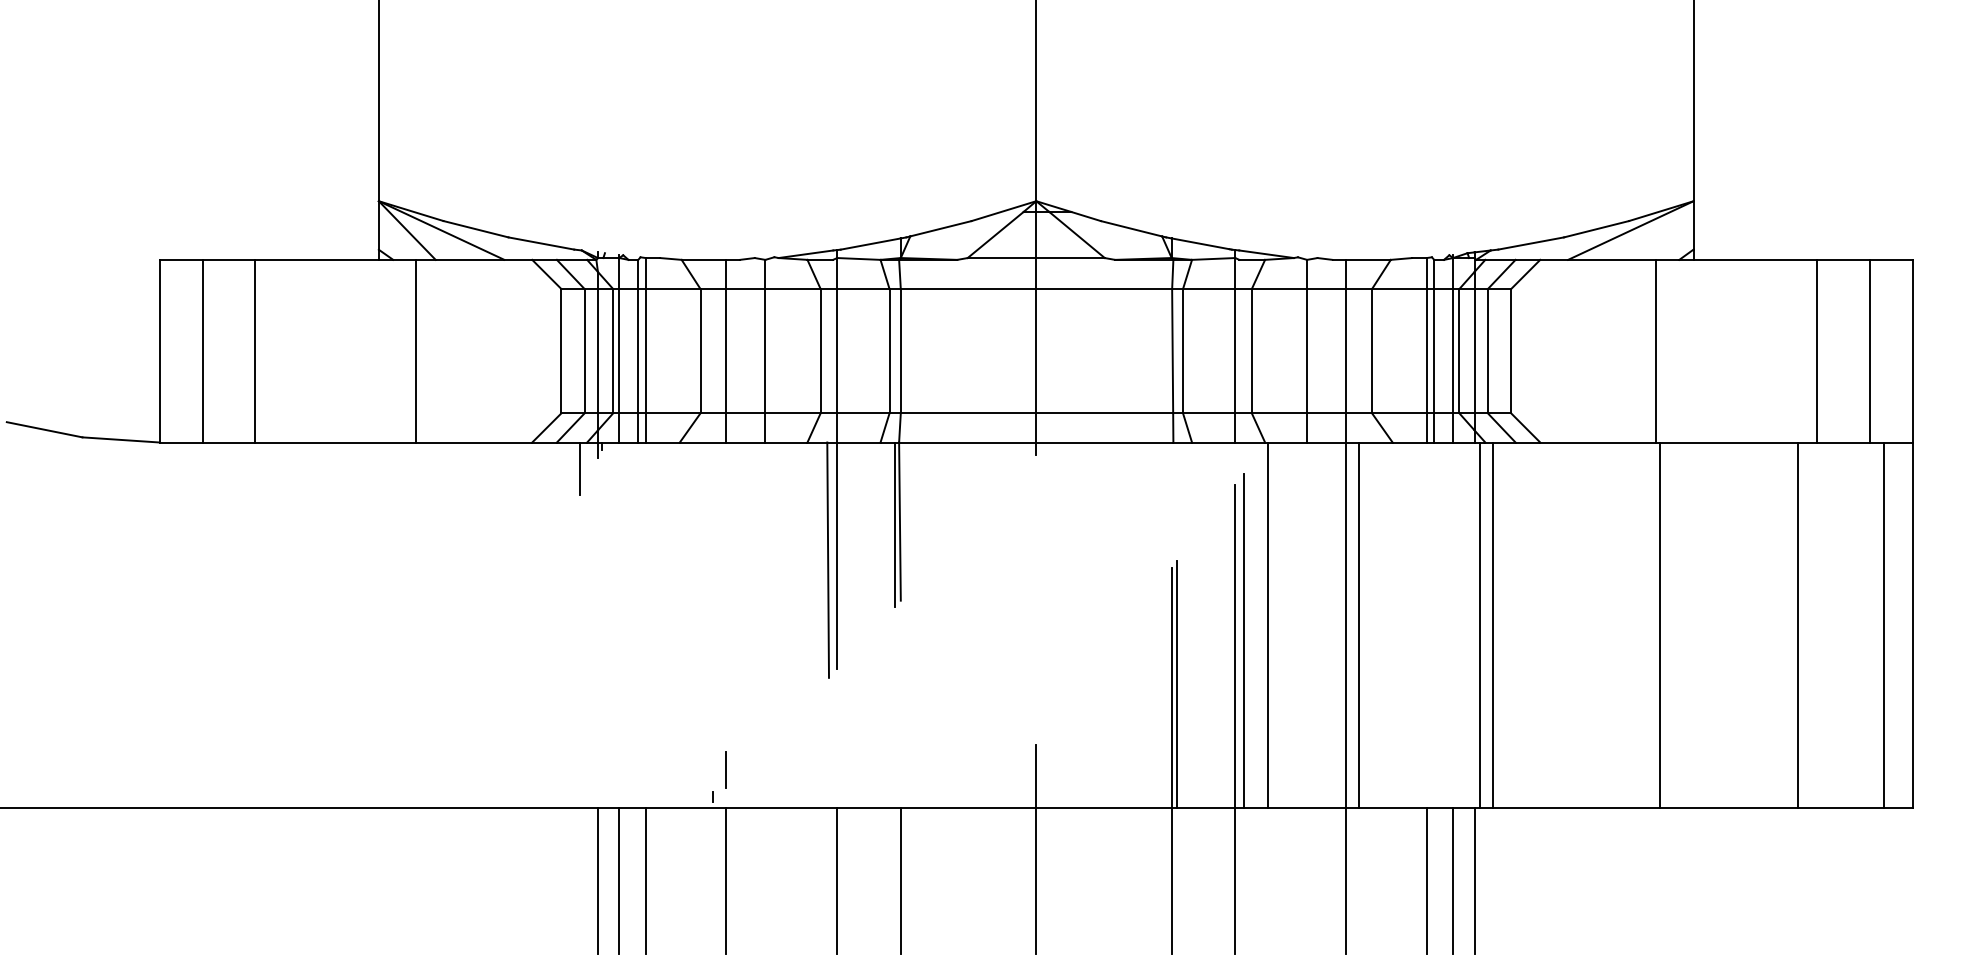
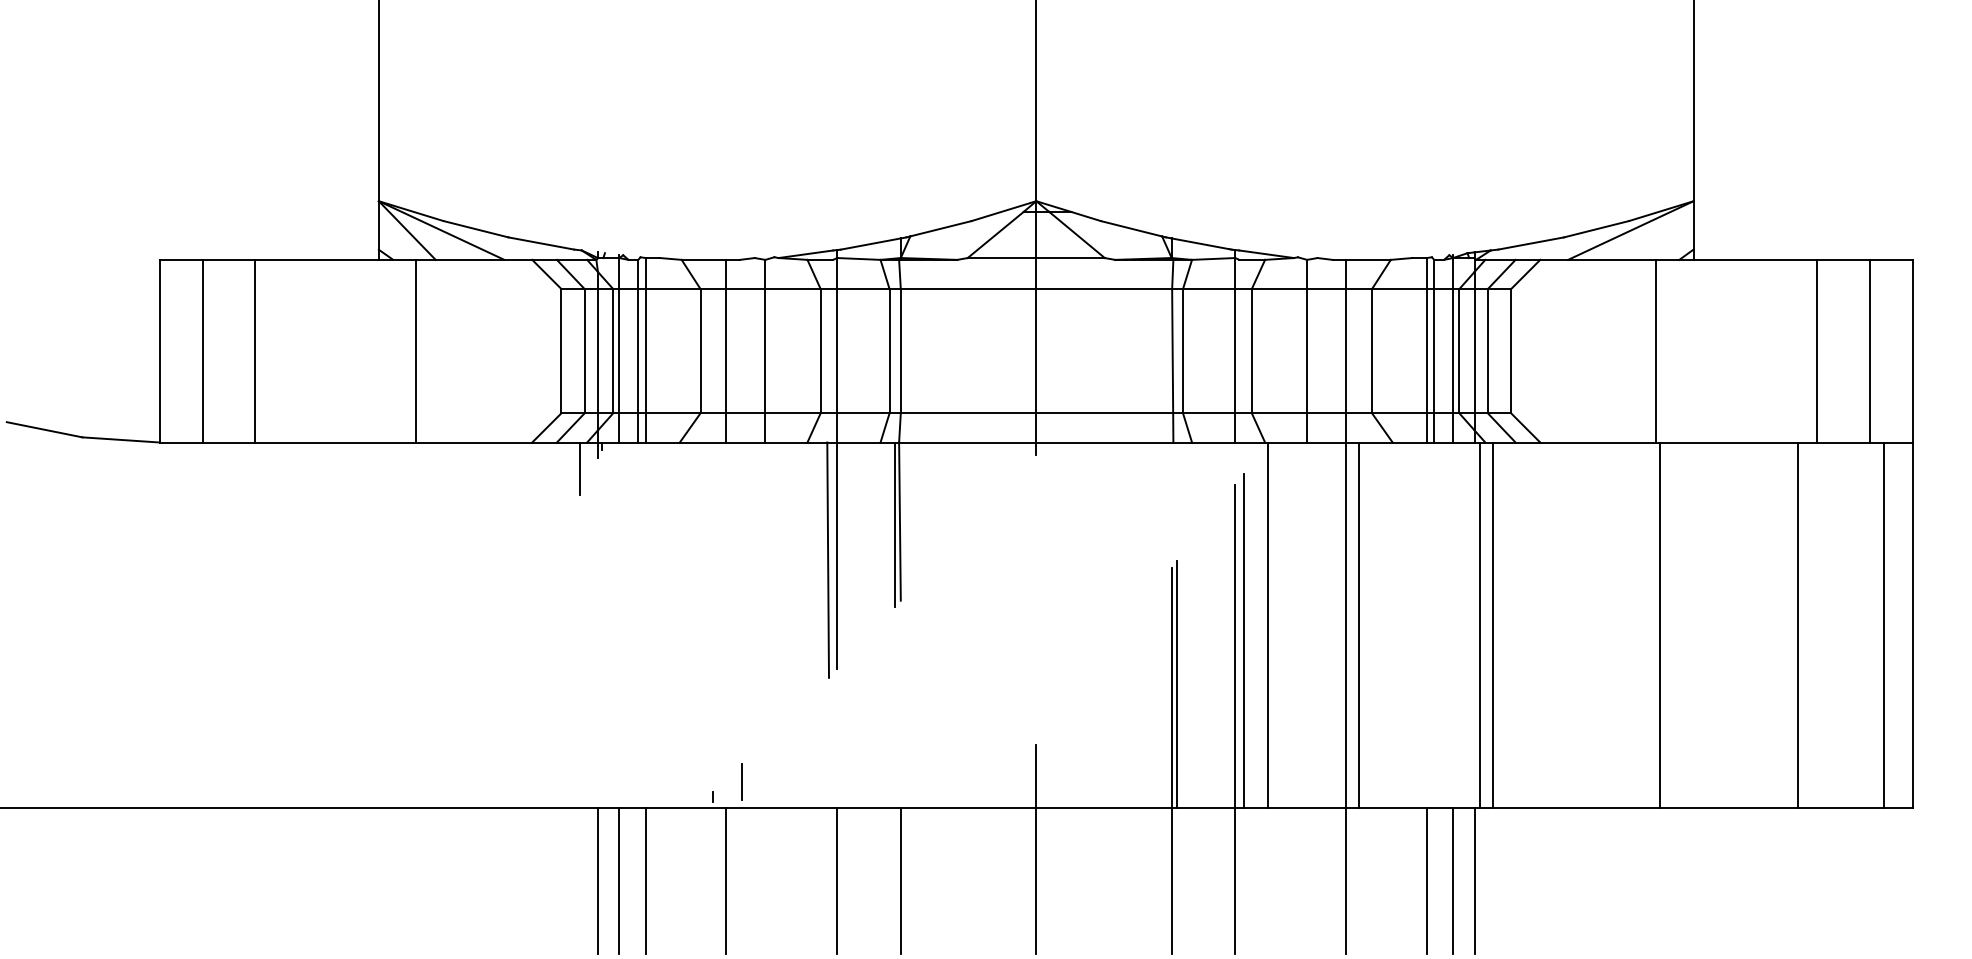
line position: (725, 769) -> (741, 781) (741, 781)
